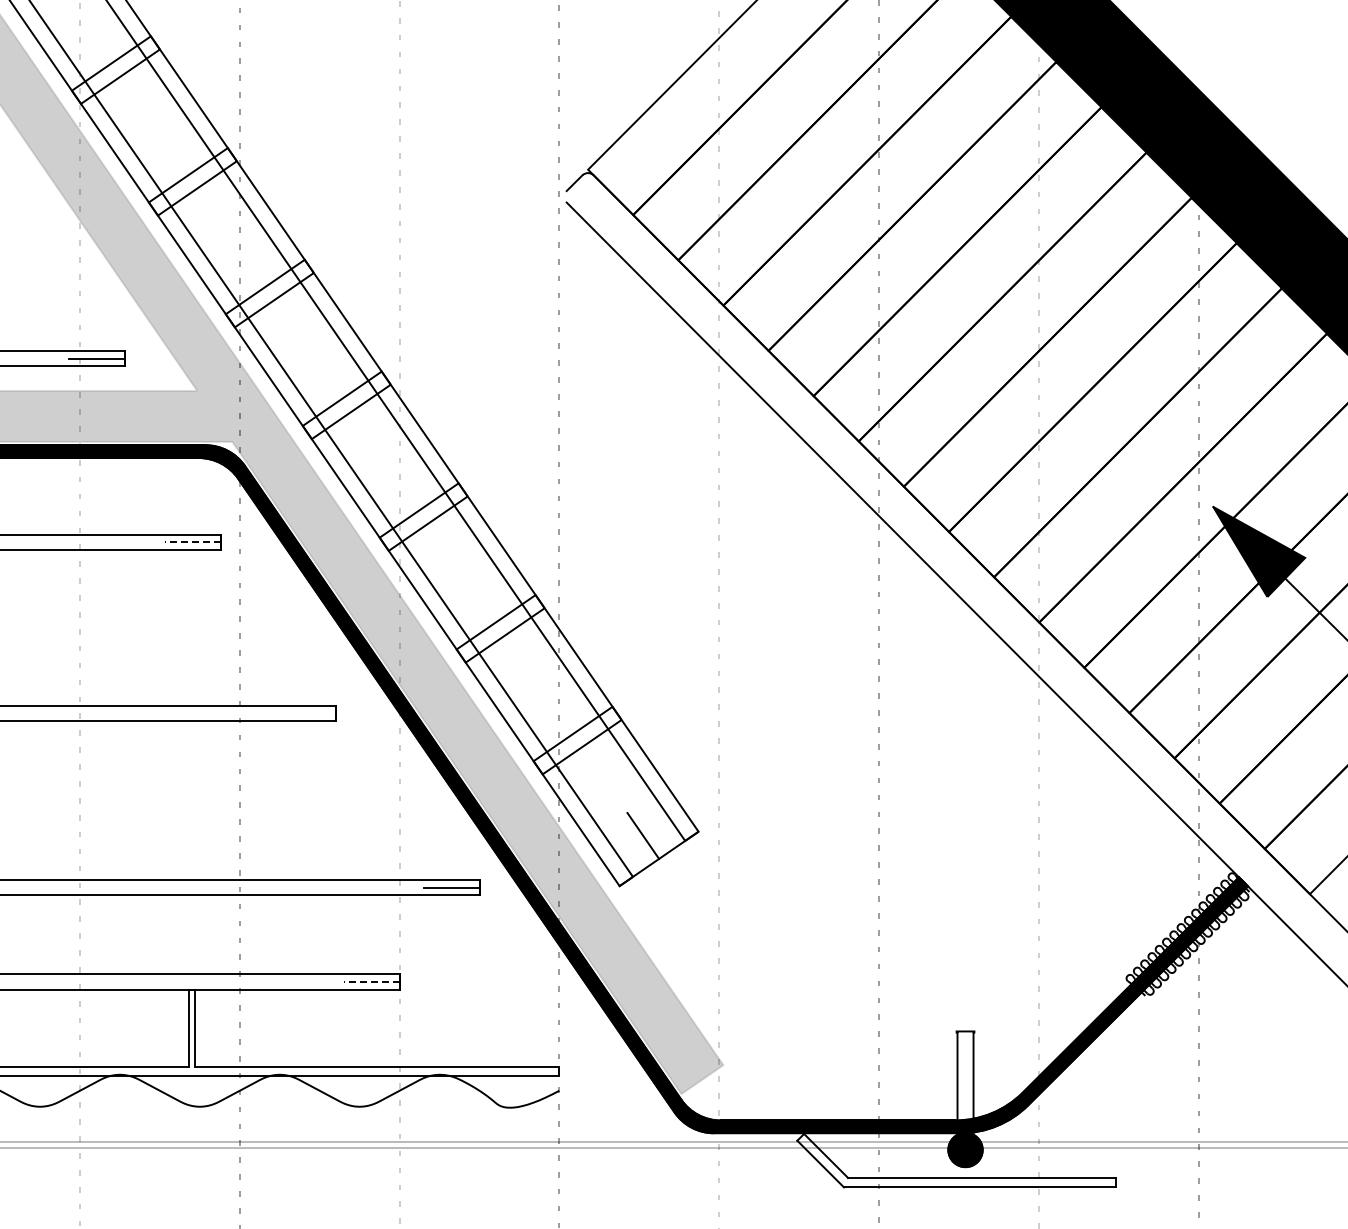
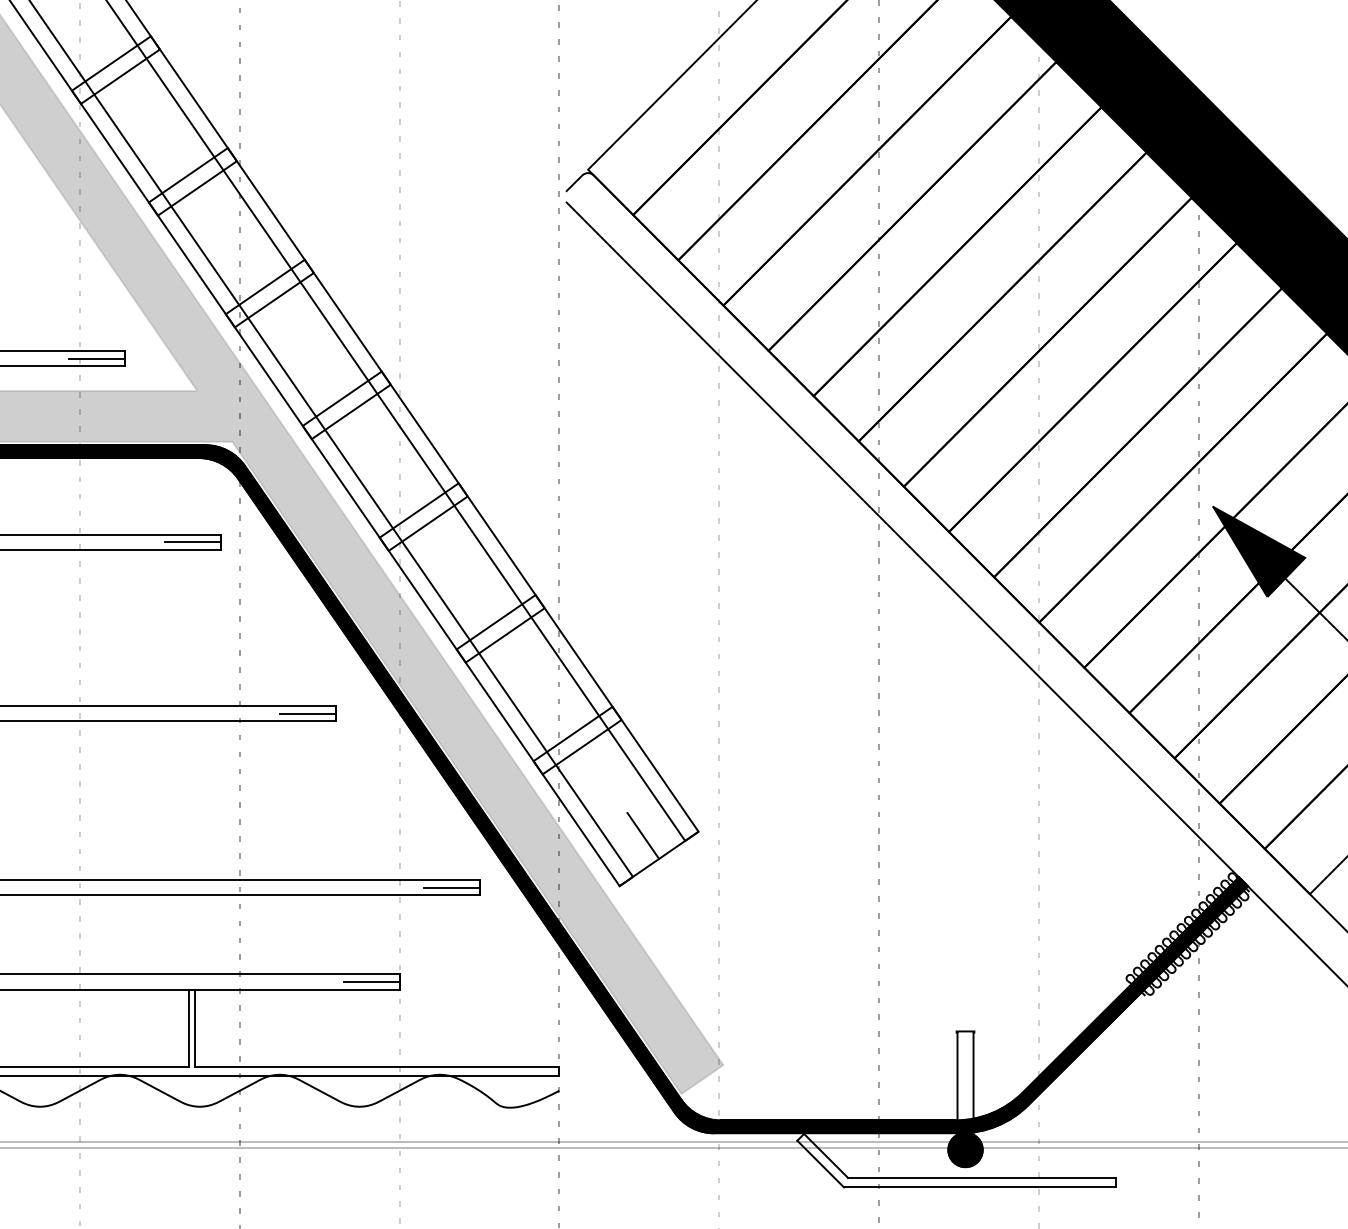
line: dashed -> solid (192, 542)
line: none -> present (307, 713)
line: dashed -> solid (371, 981)
